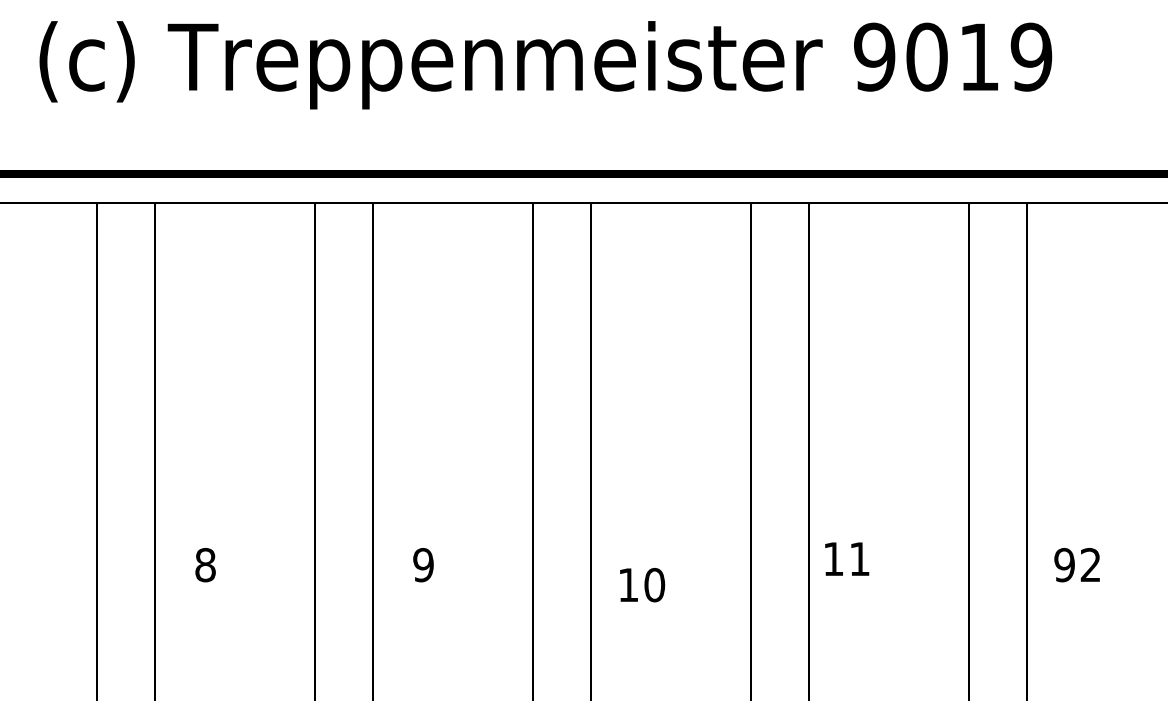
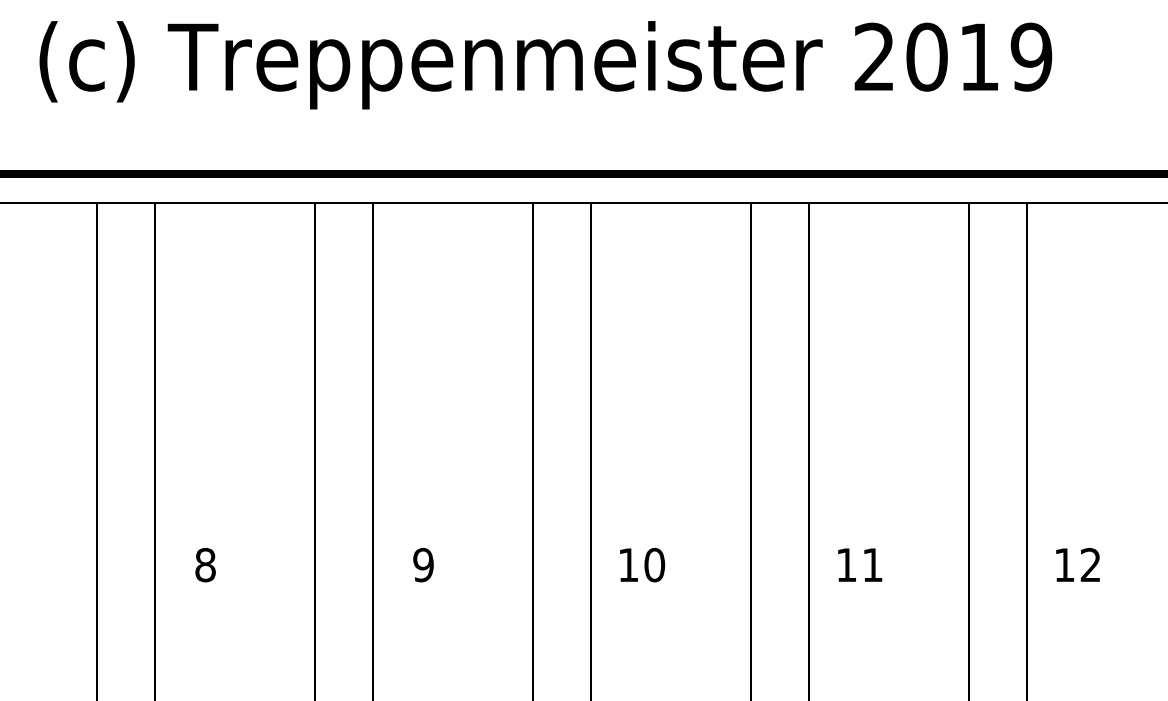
text: 9019 -> 2019 (874, 56)
text position: (847, 558) -> (860, 564) (860, 564)
text: 92 -> 12 (1064, 564)
text position: (642, 585) -> (642, 565) (642, 565)
